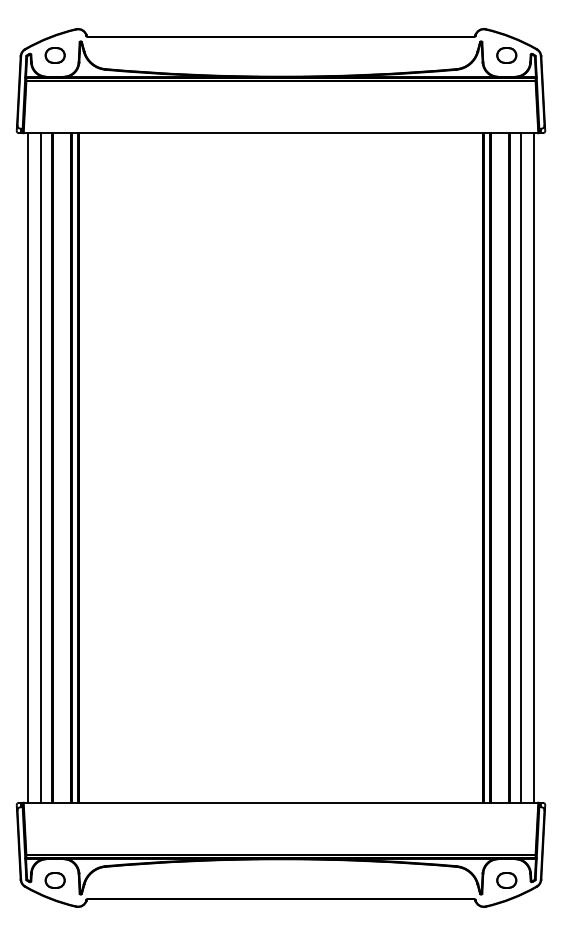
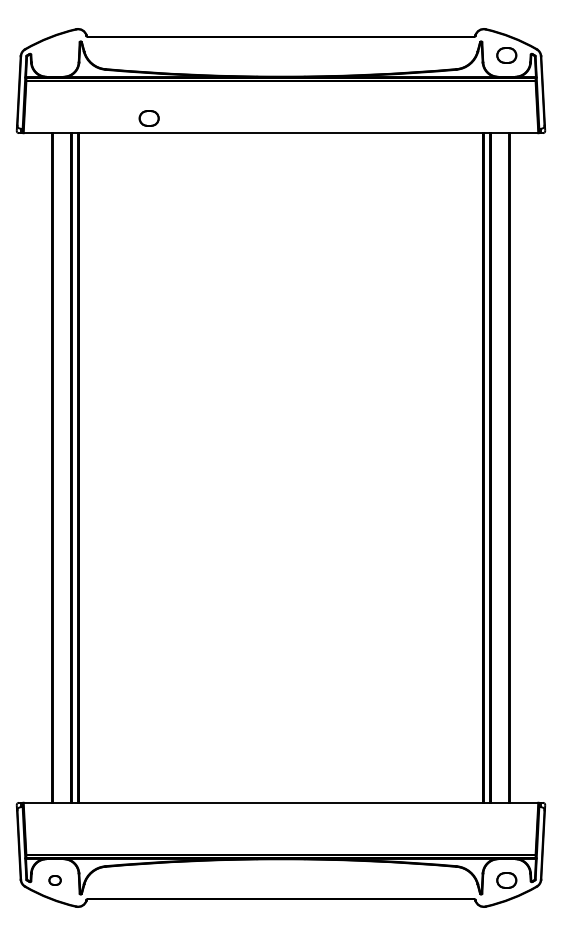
part position: (54, 55) -> (148, 118) (148, 118)
line: present -> none (27, 467)
line: present -> none (40, 467)
line: present -> none (521, 467)
line: present -> none (534, 467)
part size: 22x17 px -> 14x11 px (54, 880)
